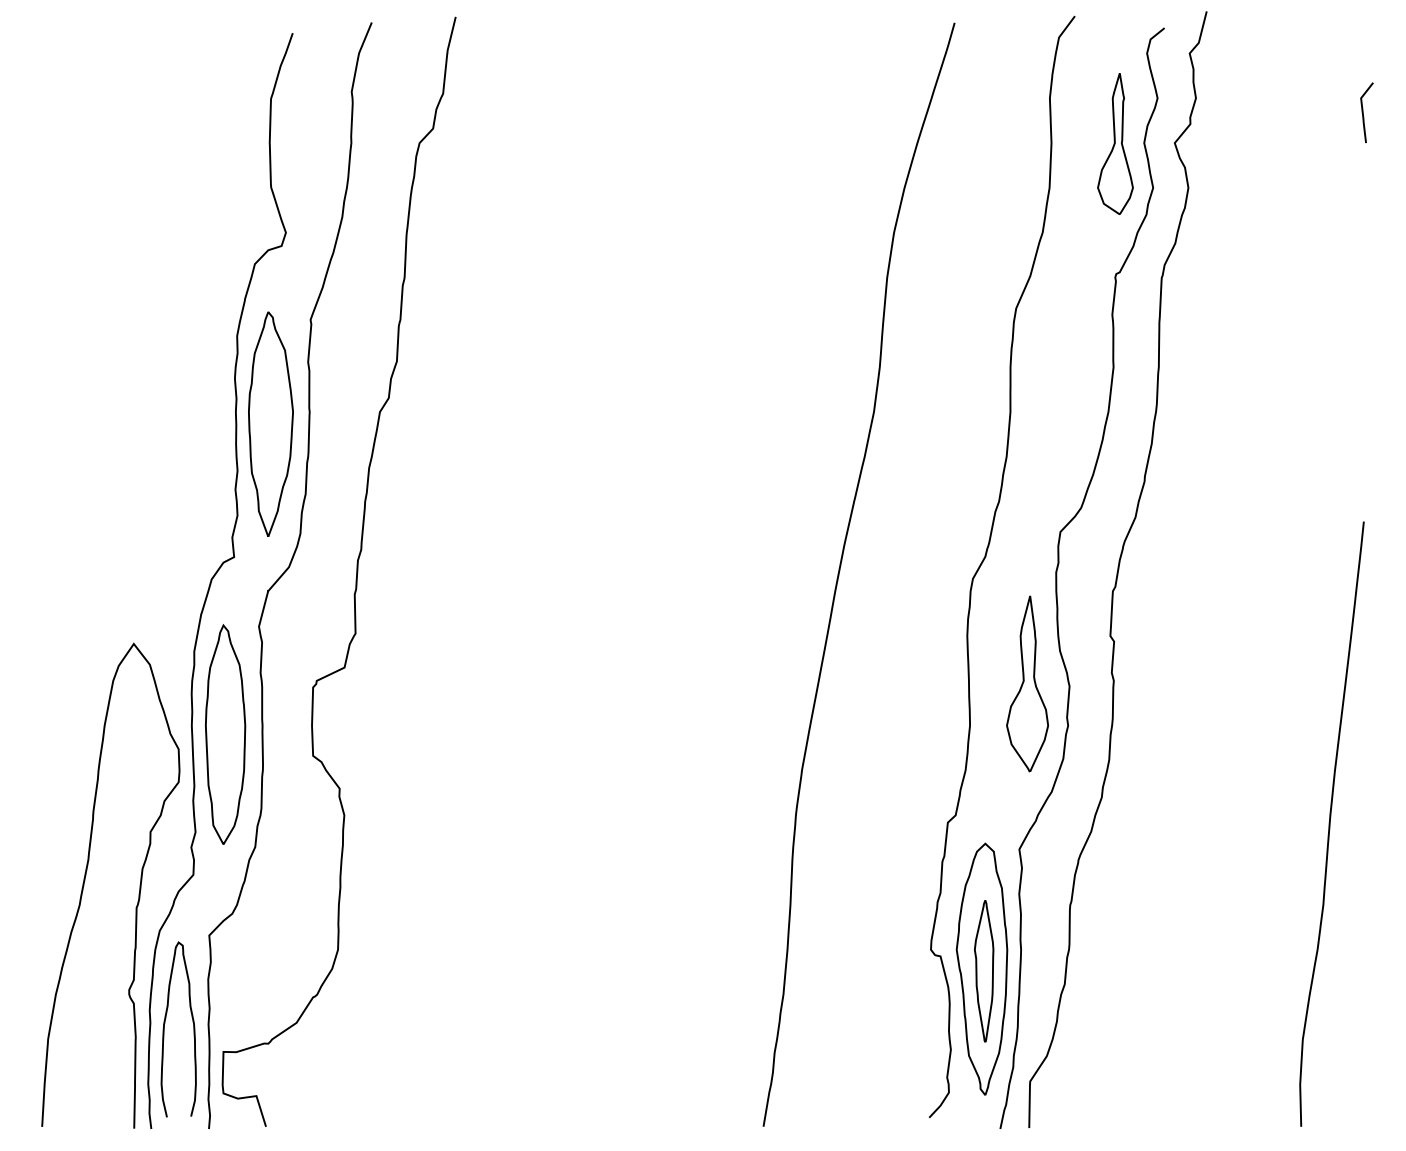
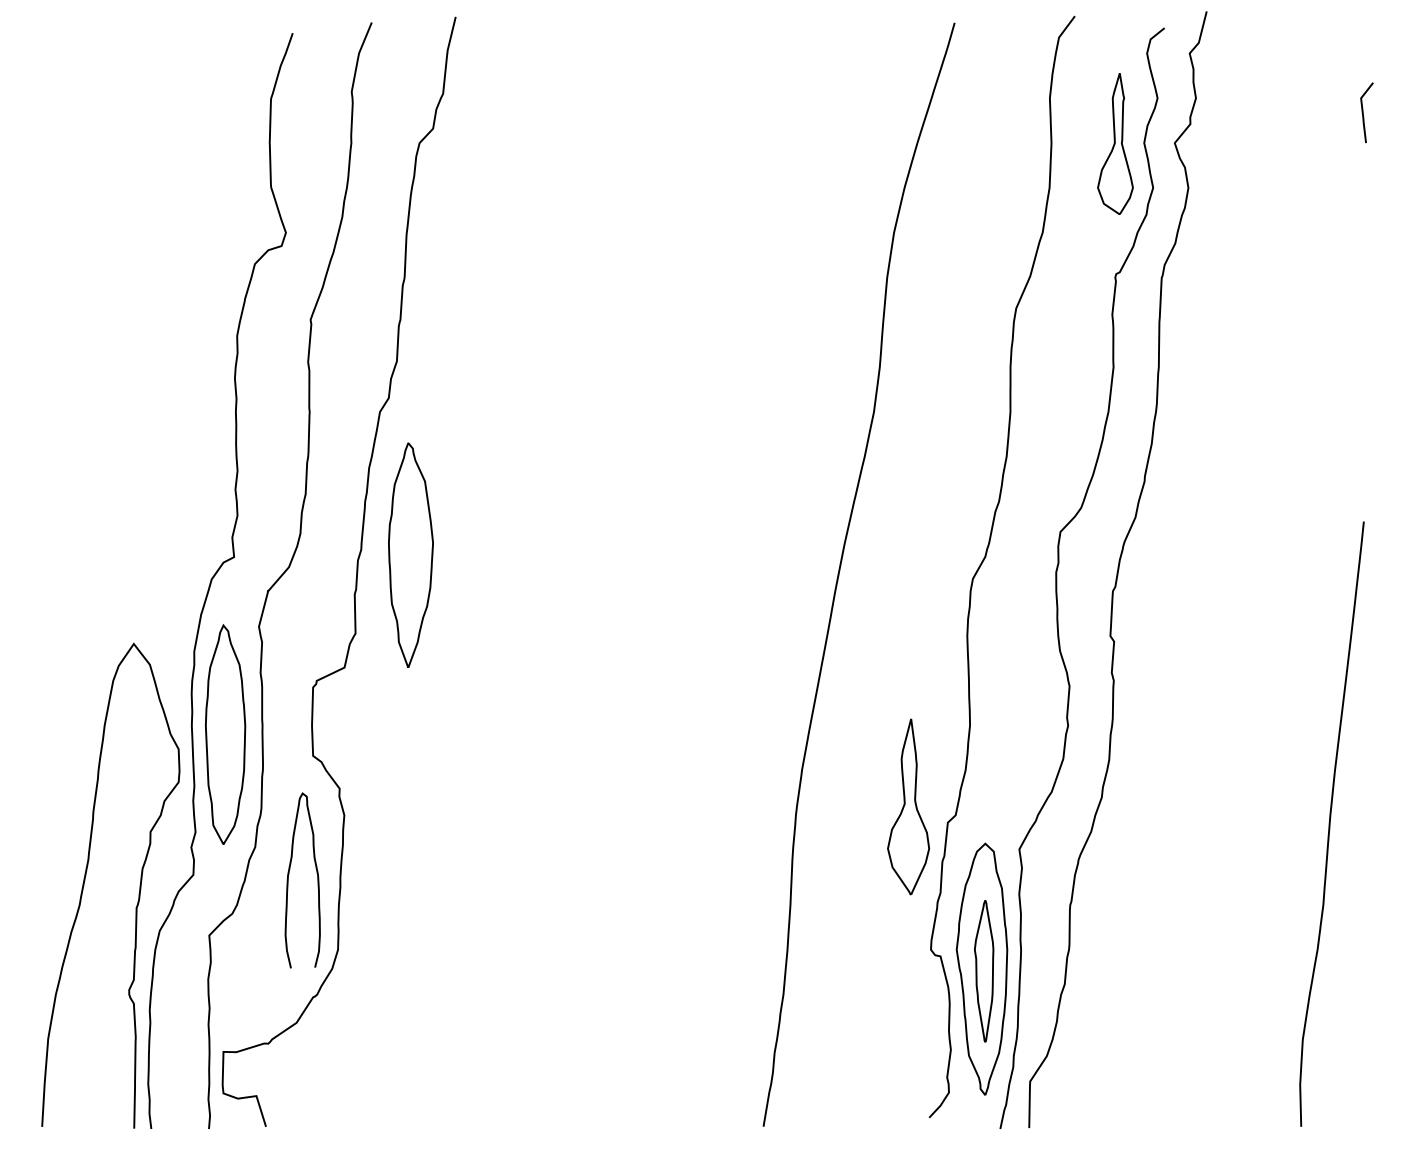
part position: (270, 423) -> (410, 554) (410, 554)
part position: (1027, 683) -> (908, 806) (908, 806)
curve position: (164, 1029) -> (288, 880) (288, 880)
